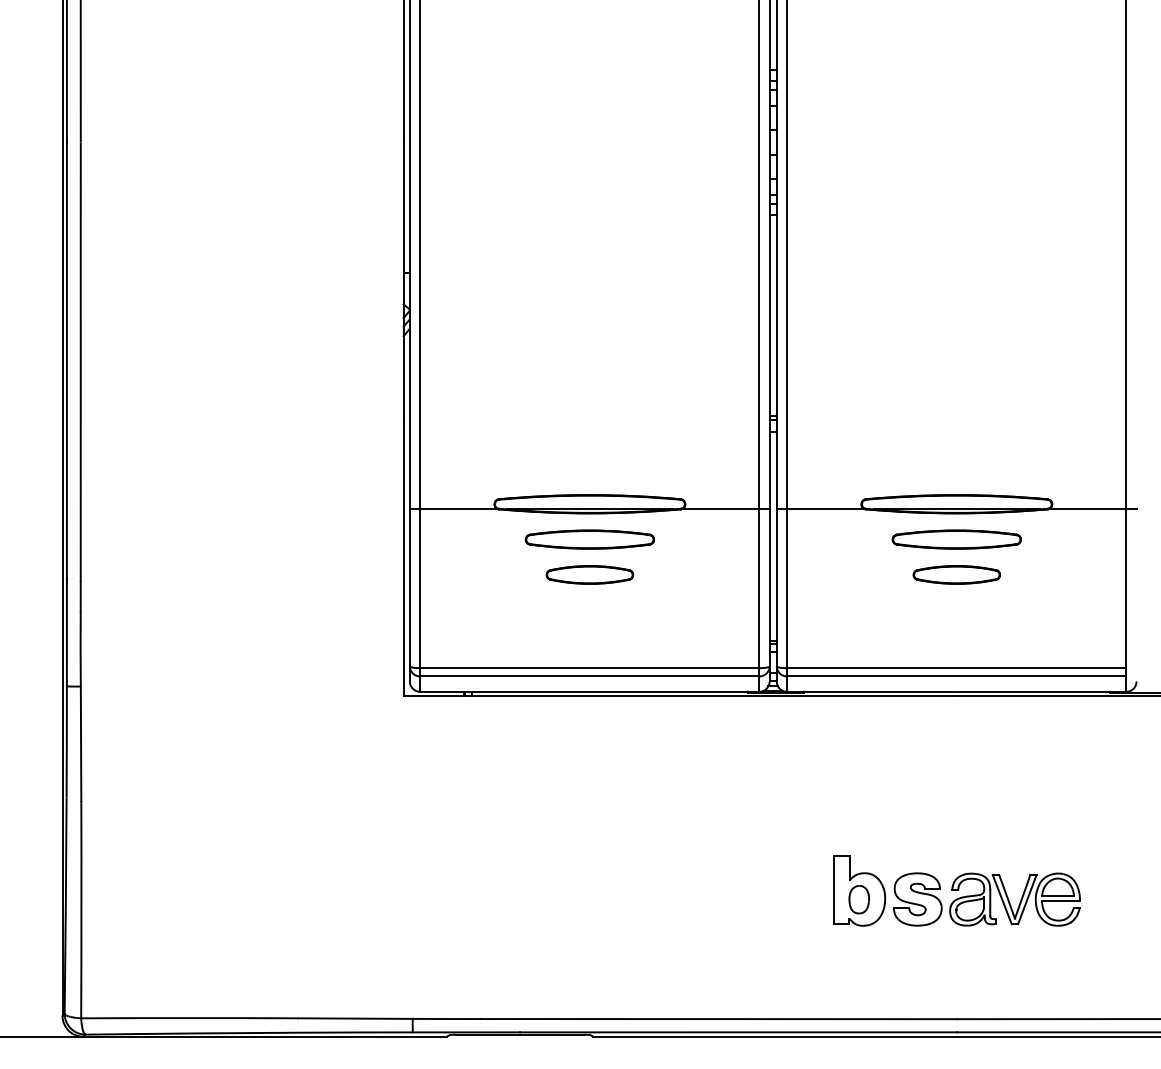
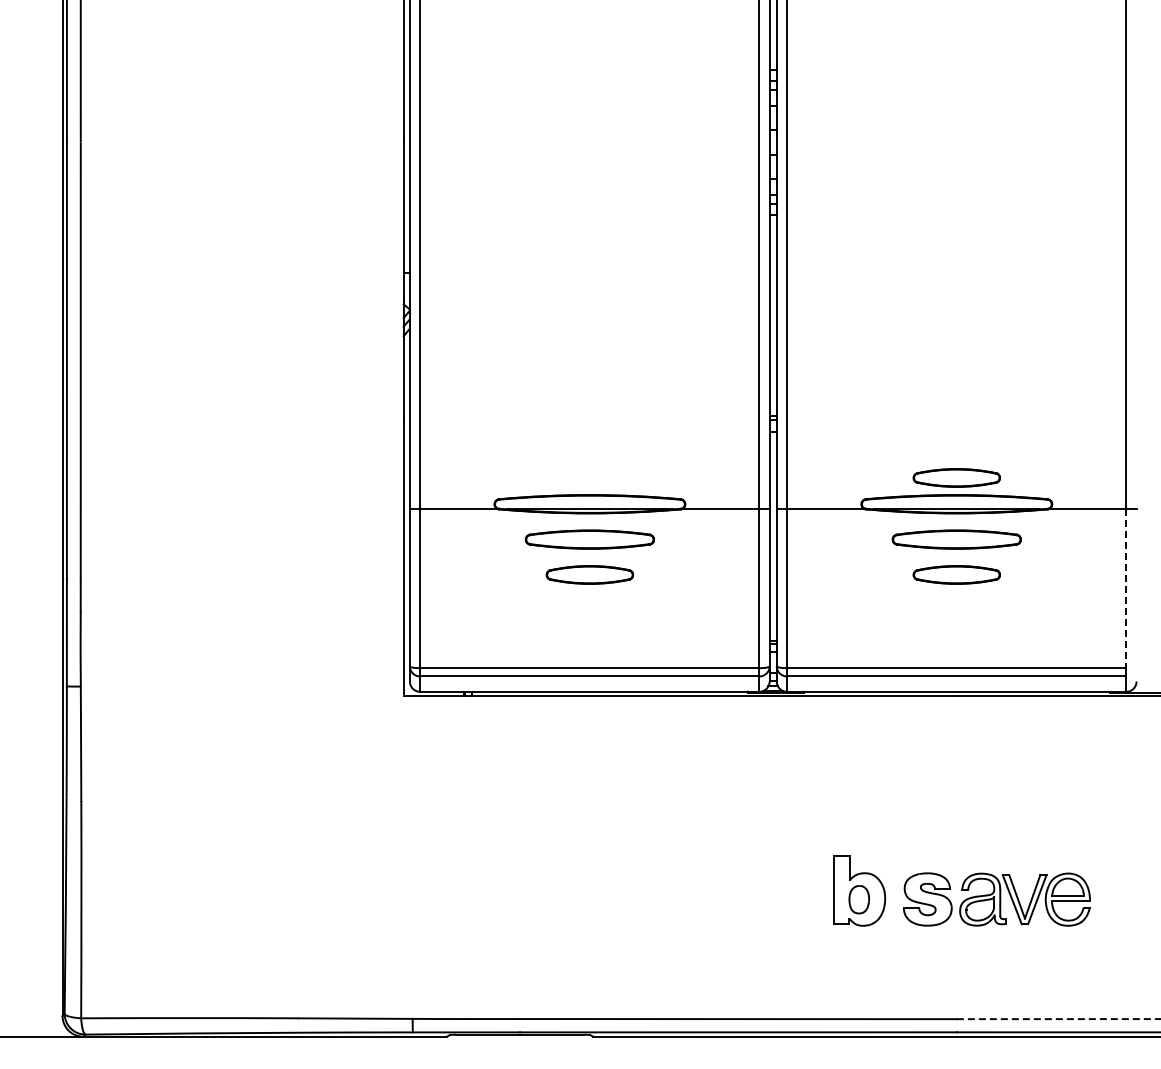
part: none -> present (956, 477)
line: solid -> dashed (1126, 589)
part position: (986, 899) -> (996, 899) (996, 899)
line: solid -> dashed (1059, 1019)
